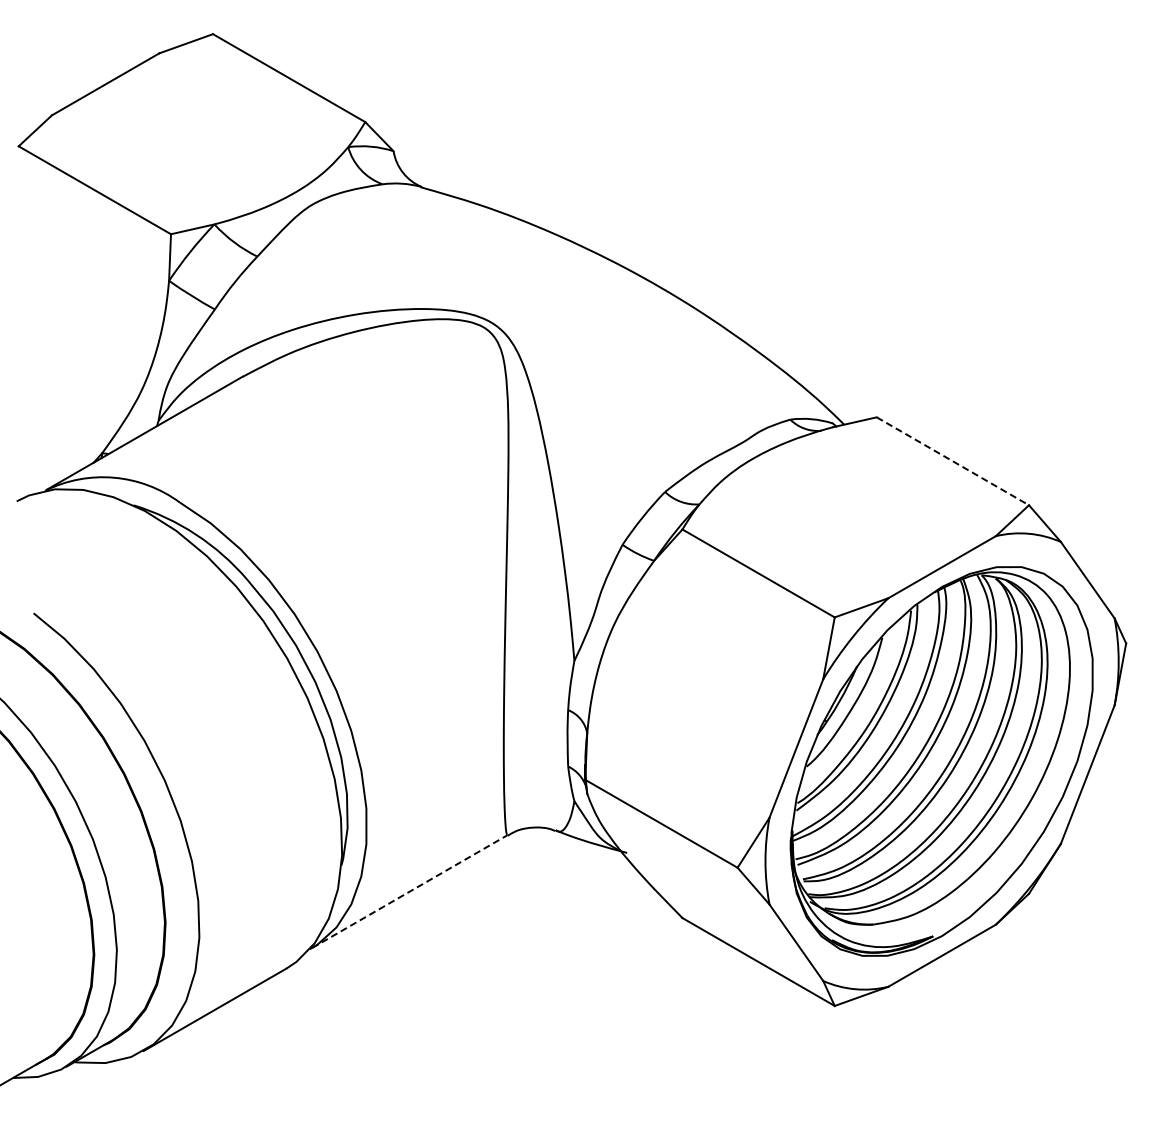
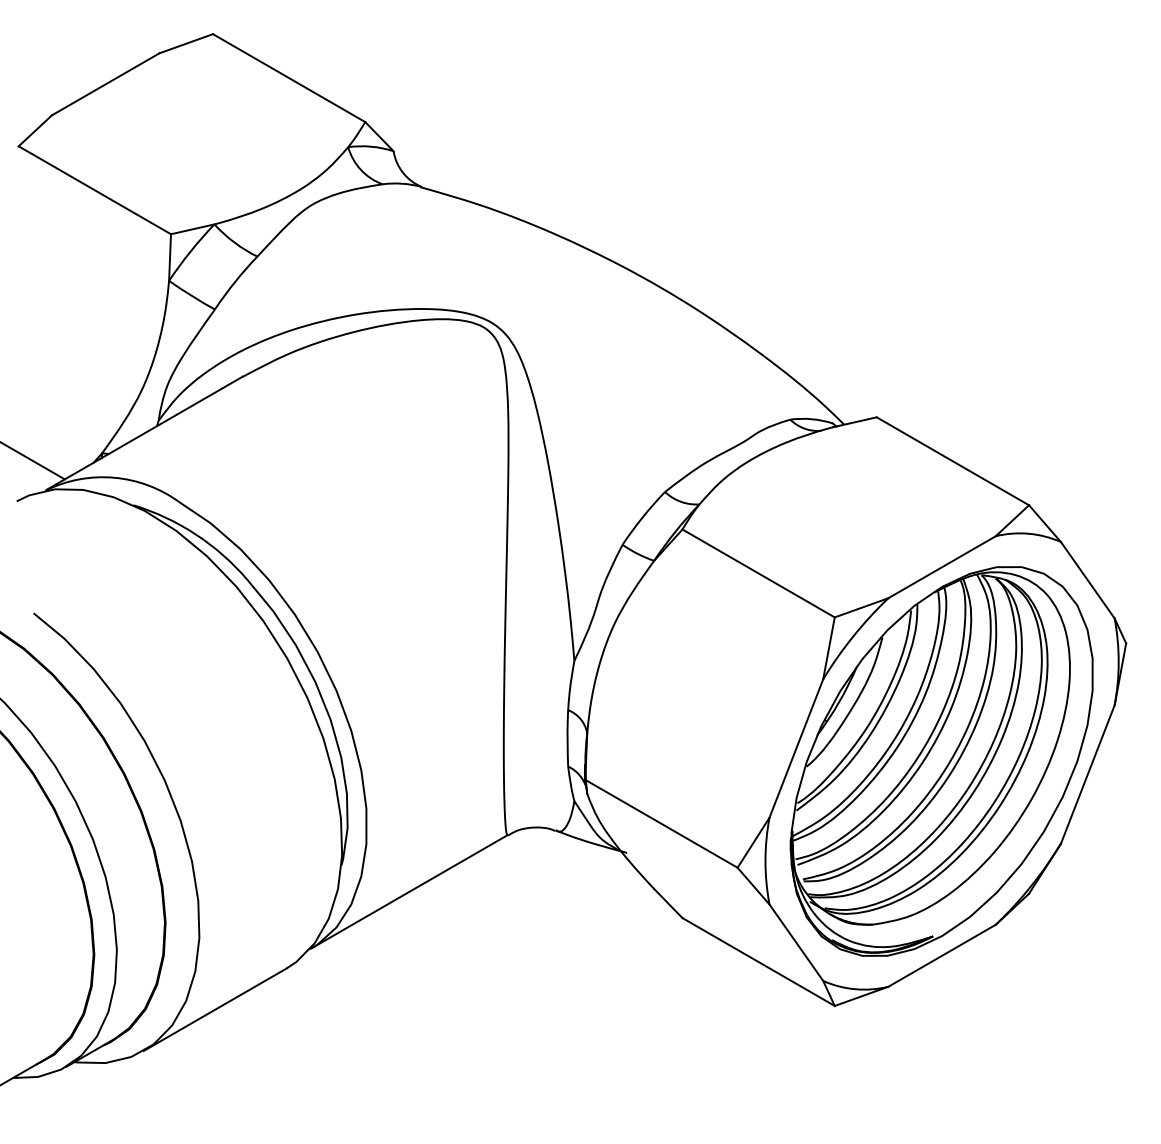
line: none -> present (33, 461)
line: dashed -> solid (952, 461)
line: dashed -> solid (409, 891)
